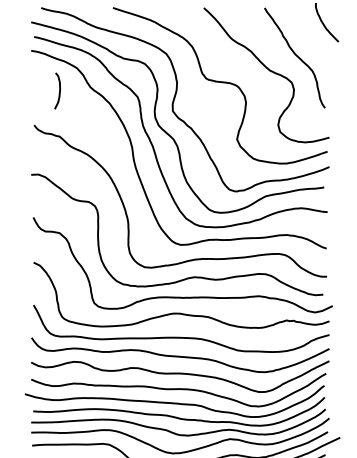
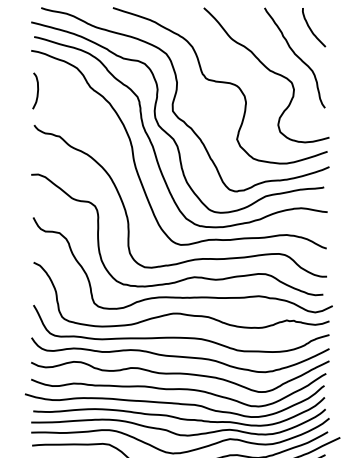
curve position: (324, 23) -> (311, 28) (311, 28)
curve position: (59, 90) -> (37, 90) (37, 90)
